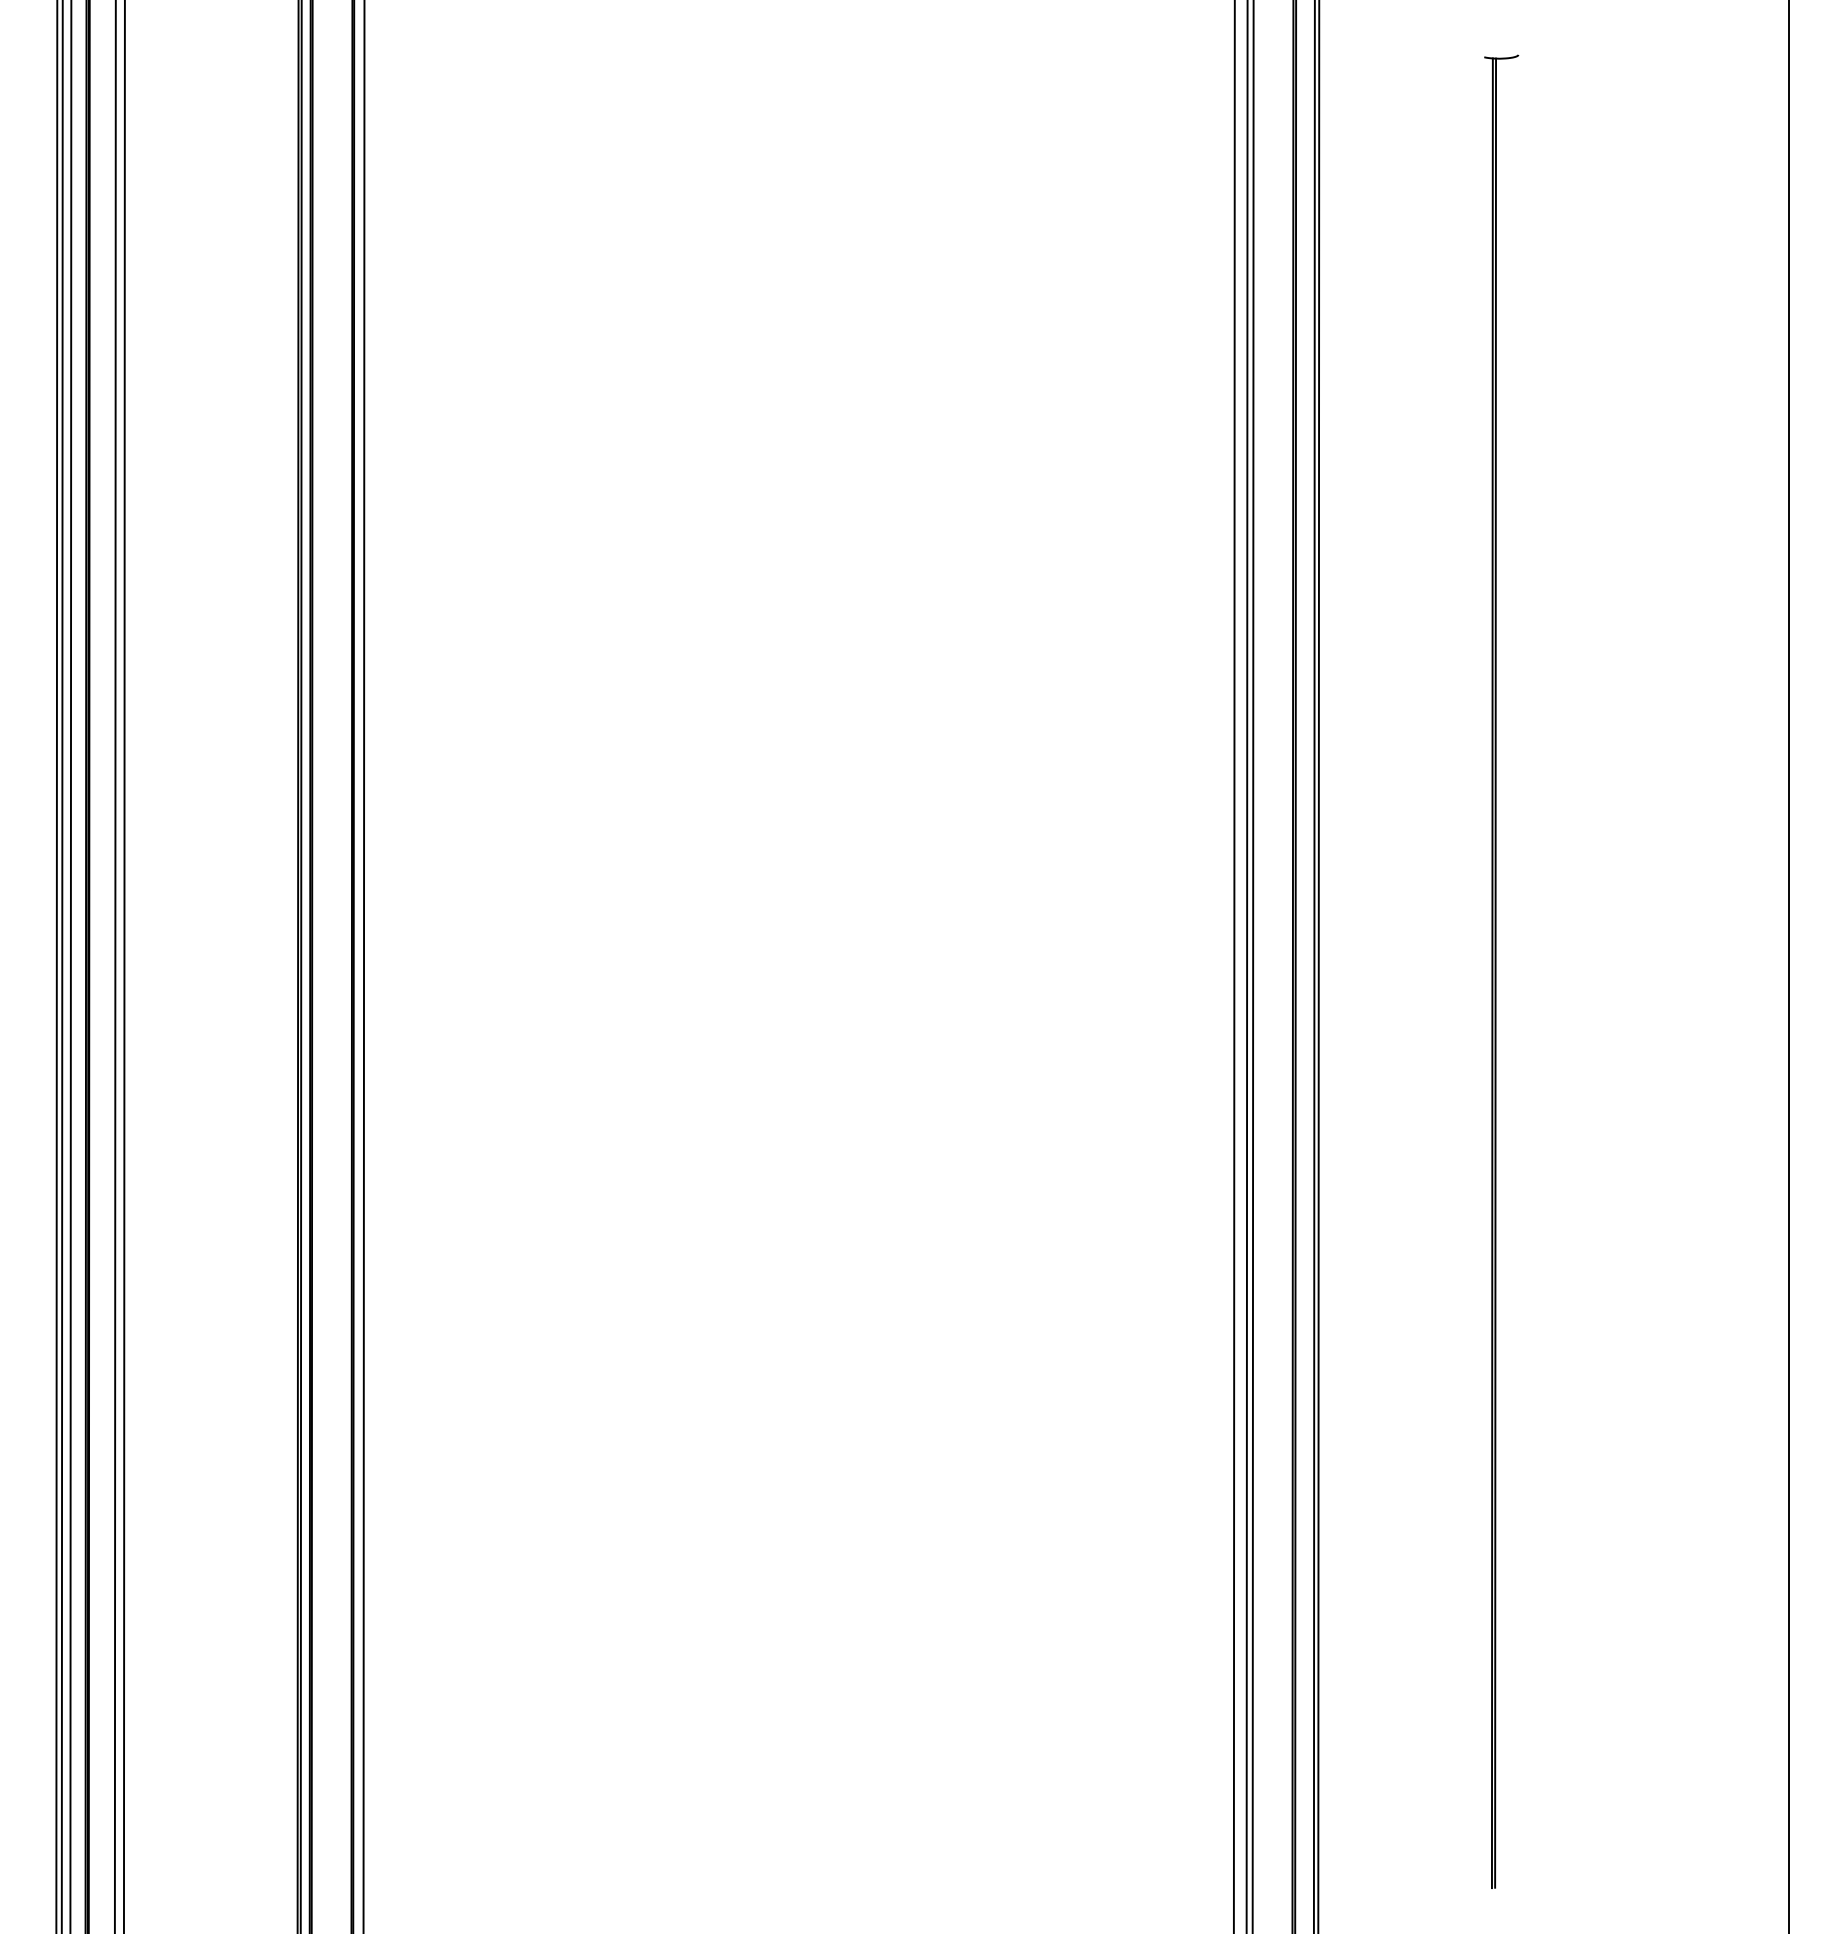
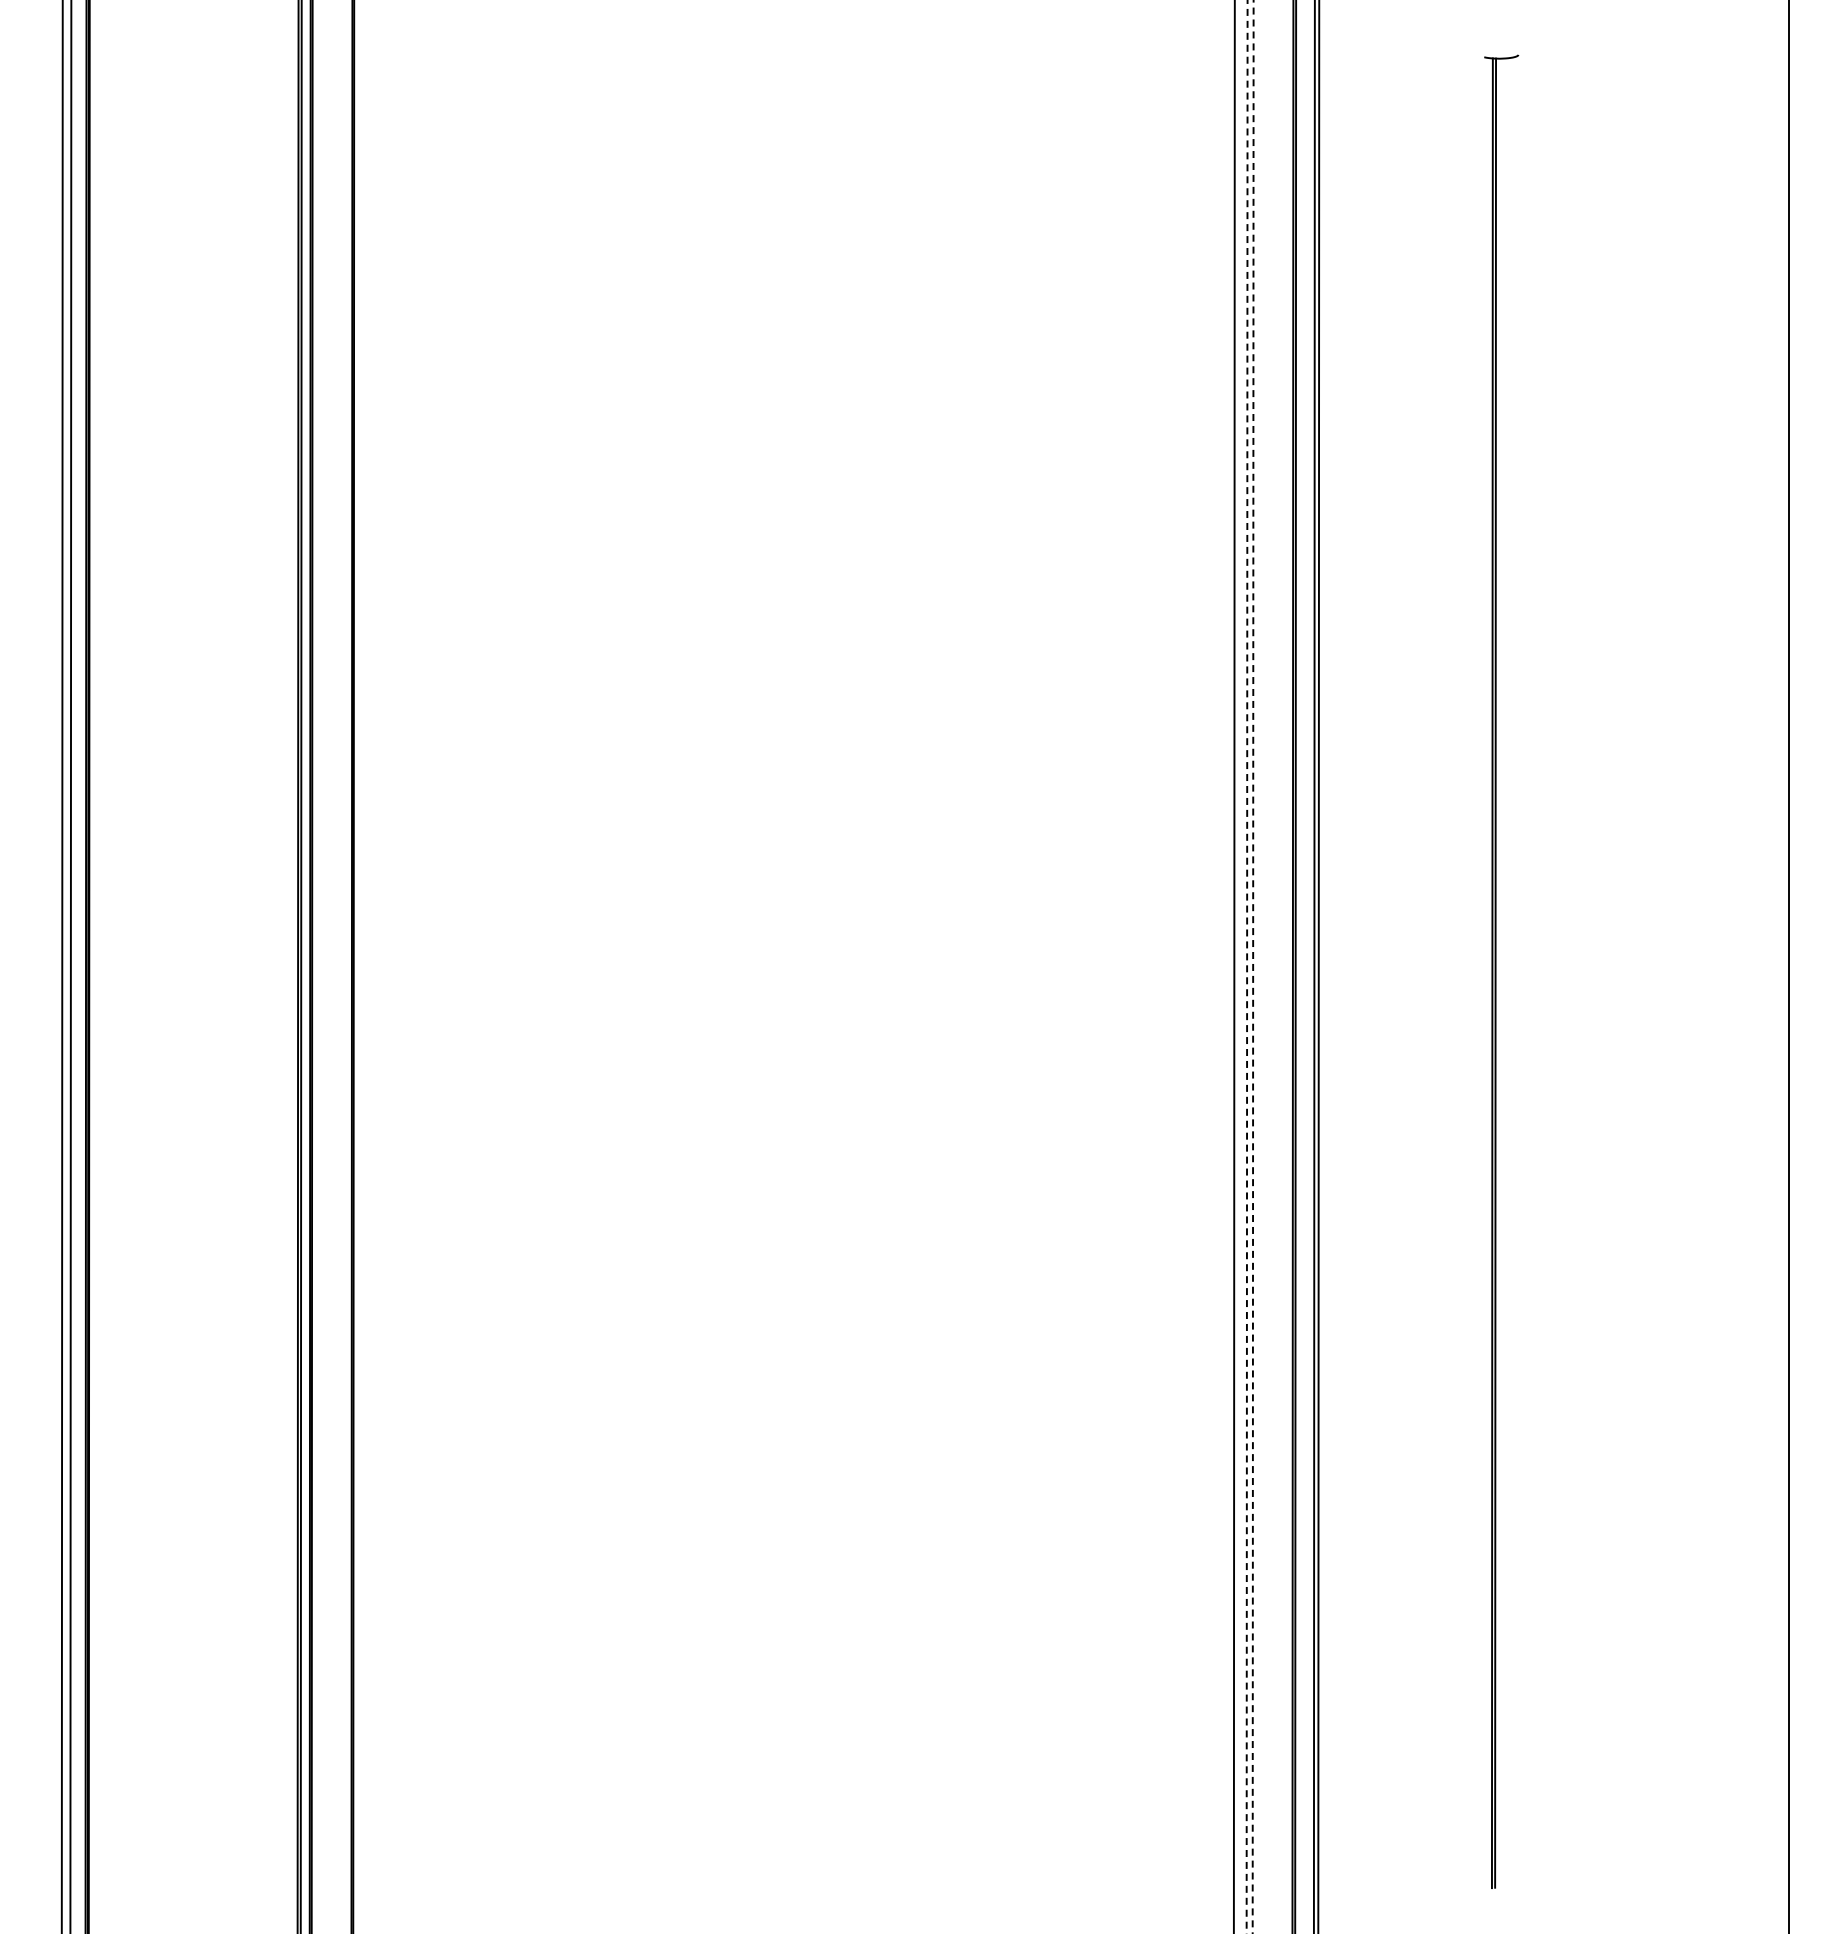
line: present -> none (56, 966)
line: present -> none (114, 966)
line: present -> none (123, 966)
line: present -> none (363, 966)
line: solid -> dashed (1253, 966)
line: solid -> dashed (1247, 967)
